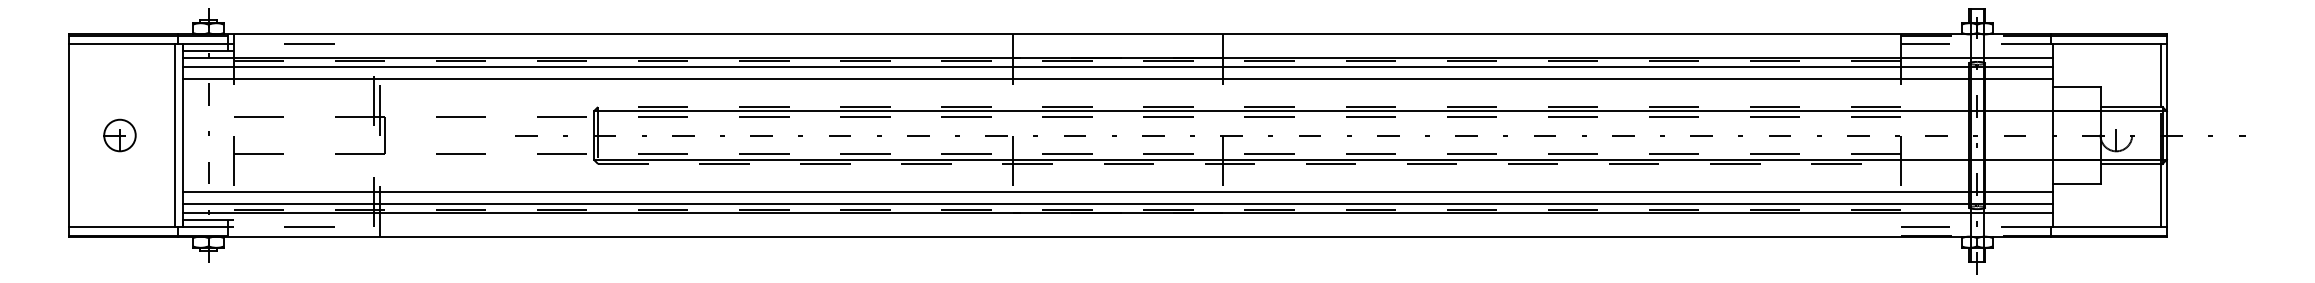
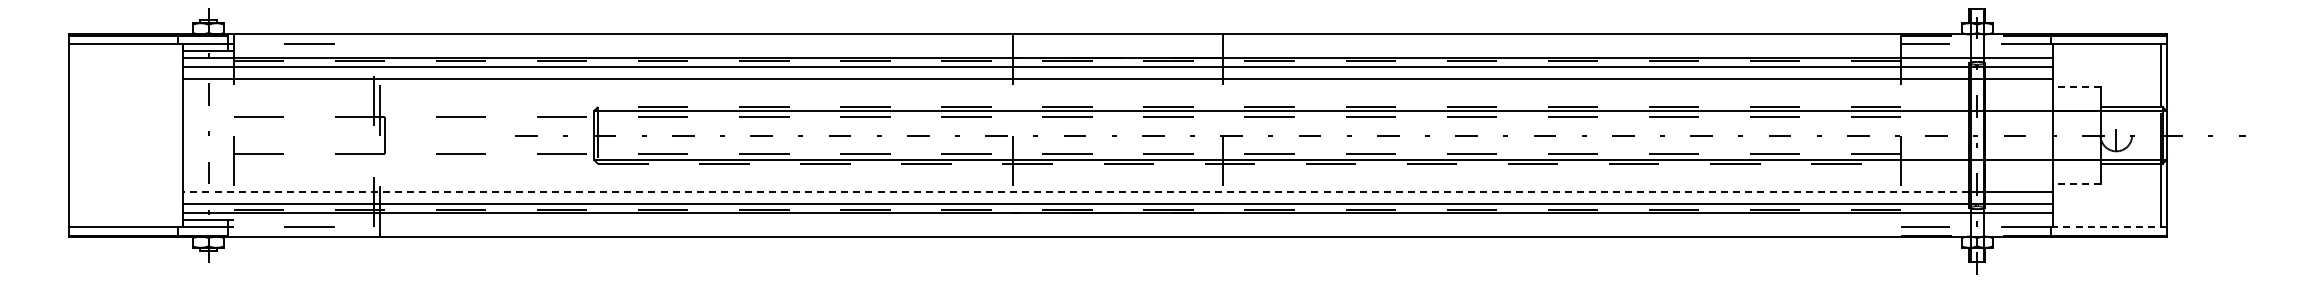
line: solid -> dashed (2076, 87)
part: present -> none (119, 135)
line: present -> none (175, 135)
line: solid -> dashed (2076, 183)
line: solid -> dashed (1075, 191)
line: solid -> dashed (2108, 227)
